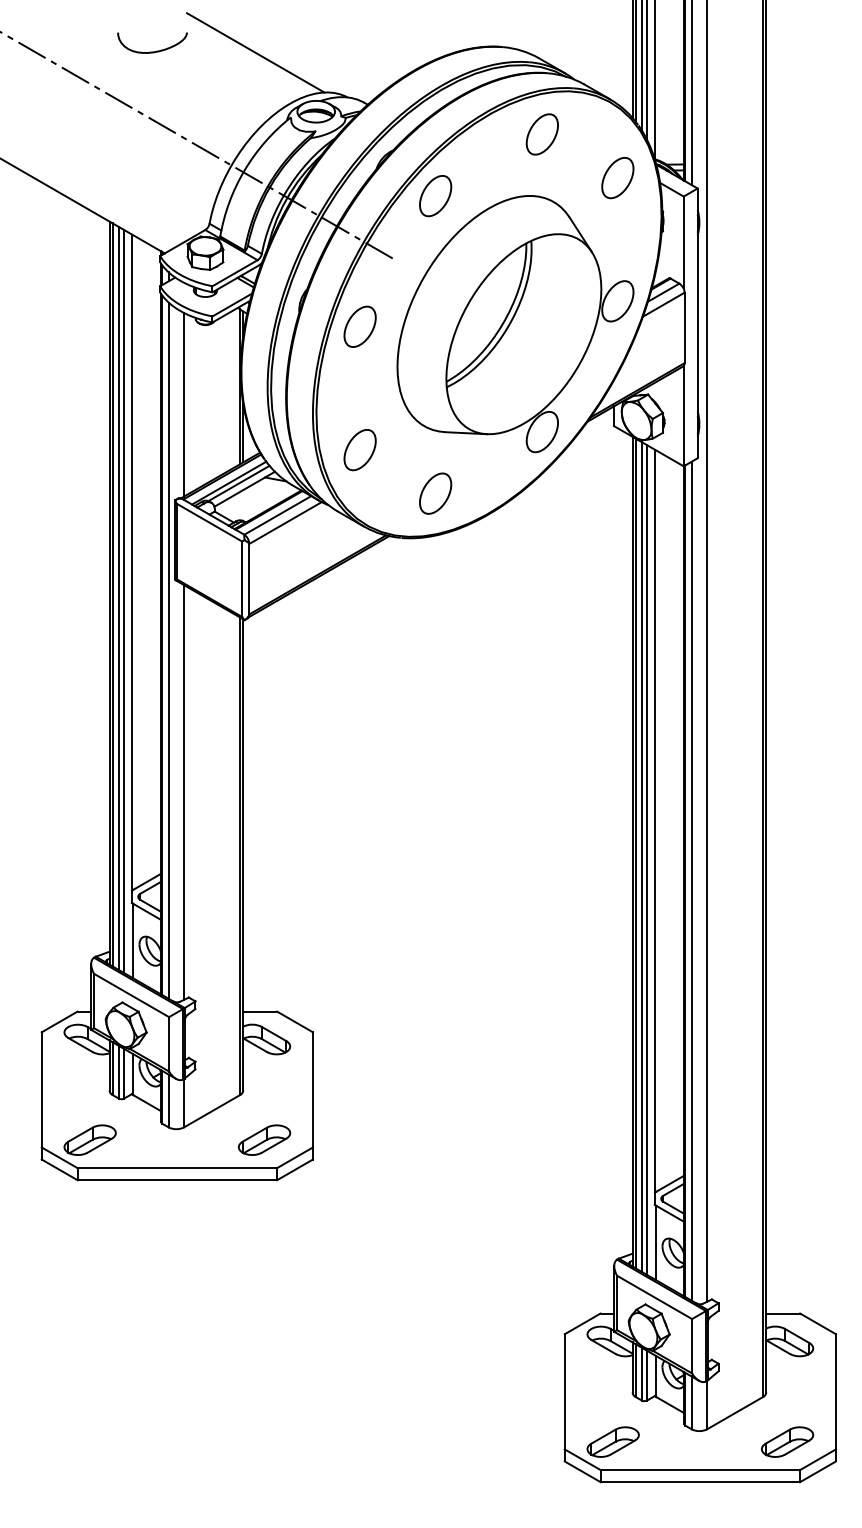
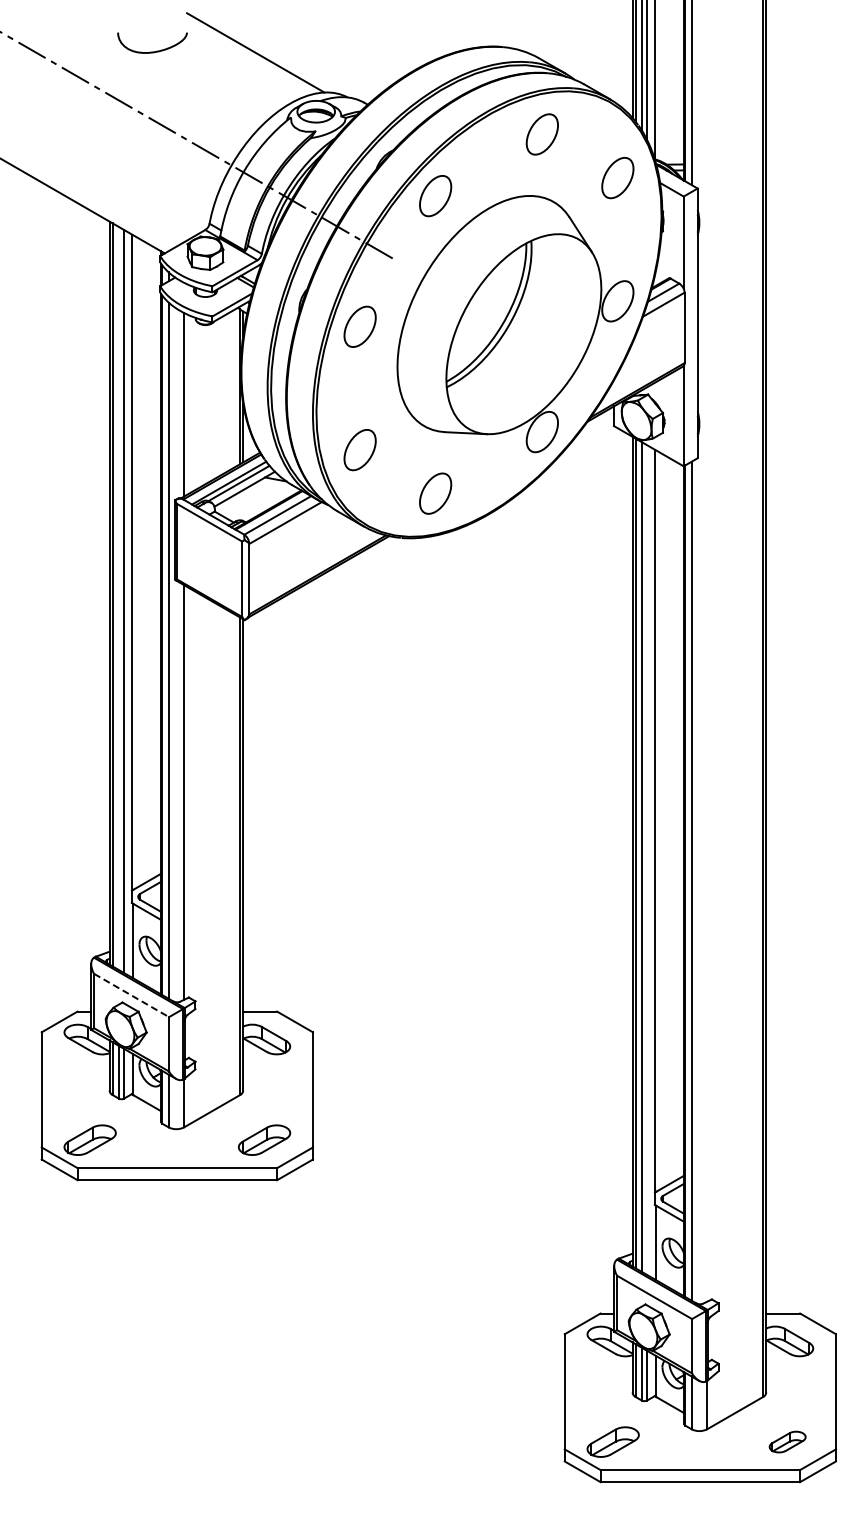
line: present -> none (118, 598)
line: present -> none (707, 651)
line: present -> none (647, 859)
line: solid -> dashed (132, 995)
part size: 54x32 px -> 39x24 px (787, 1441)
